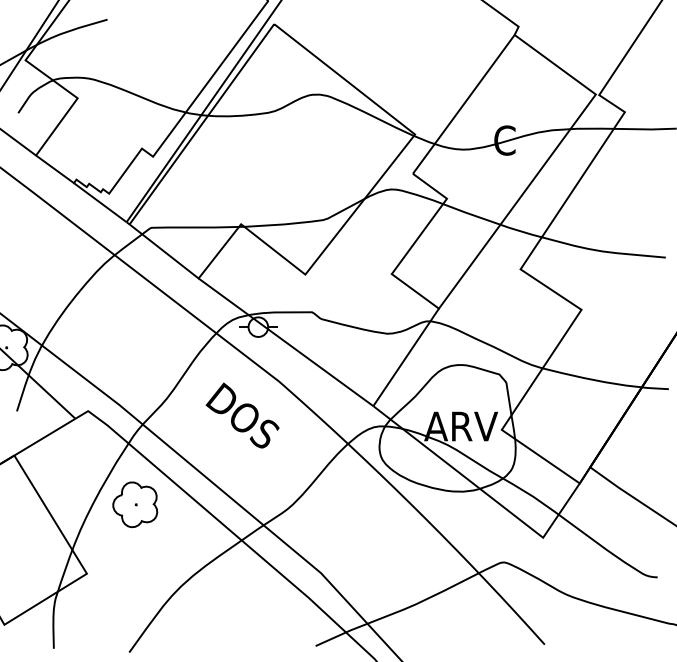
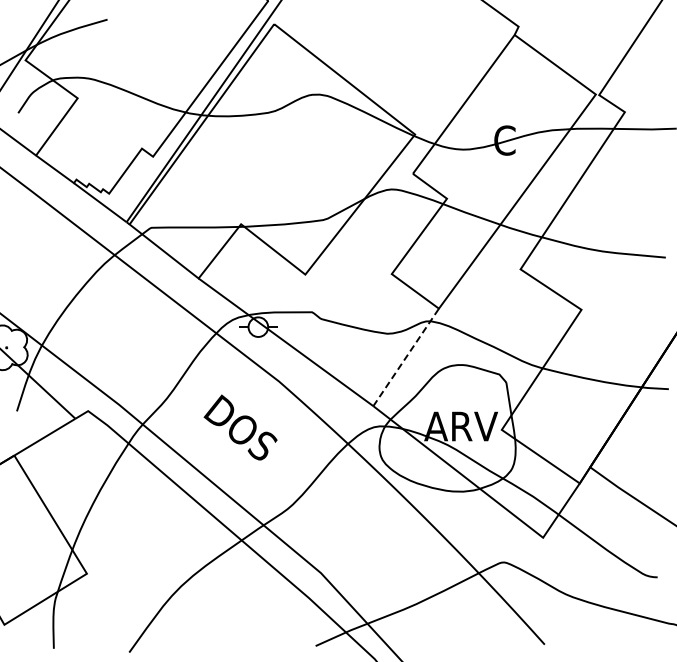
line: solid -> dashed (406, 357)
text position: (242, 415) -> (240, 427) (240, 427)
part: present -> none (135, 504)
